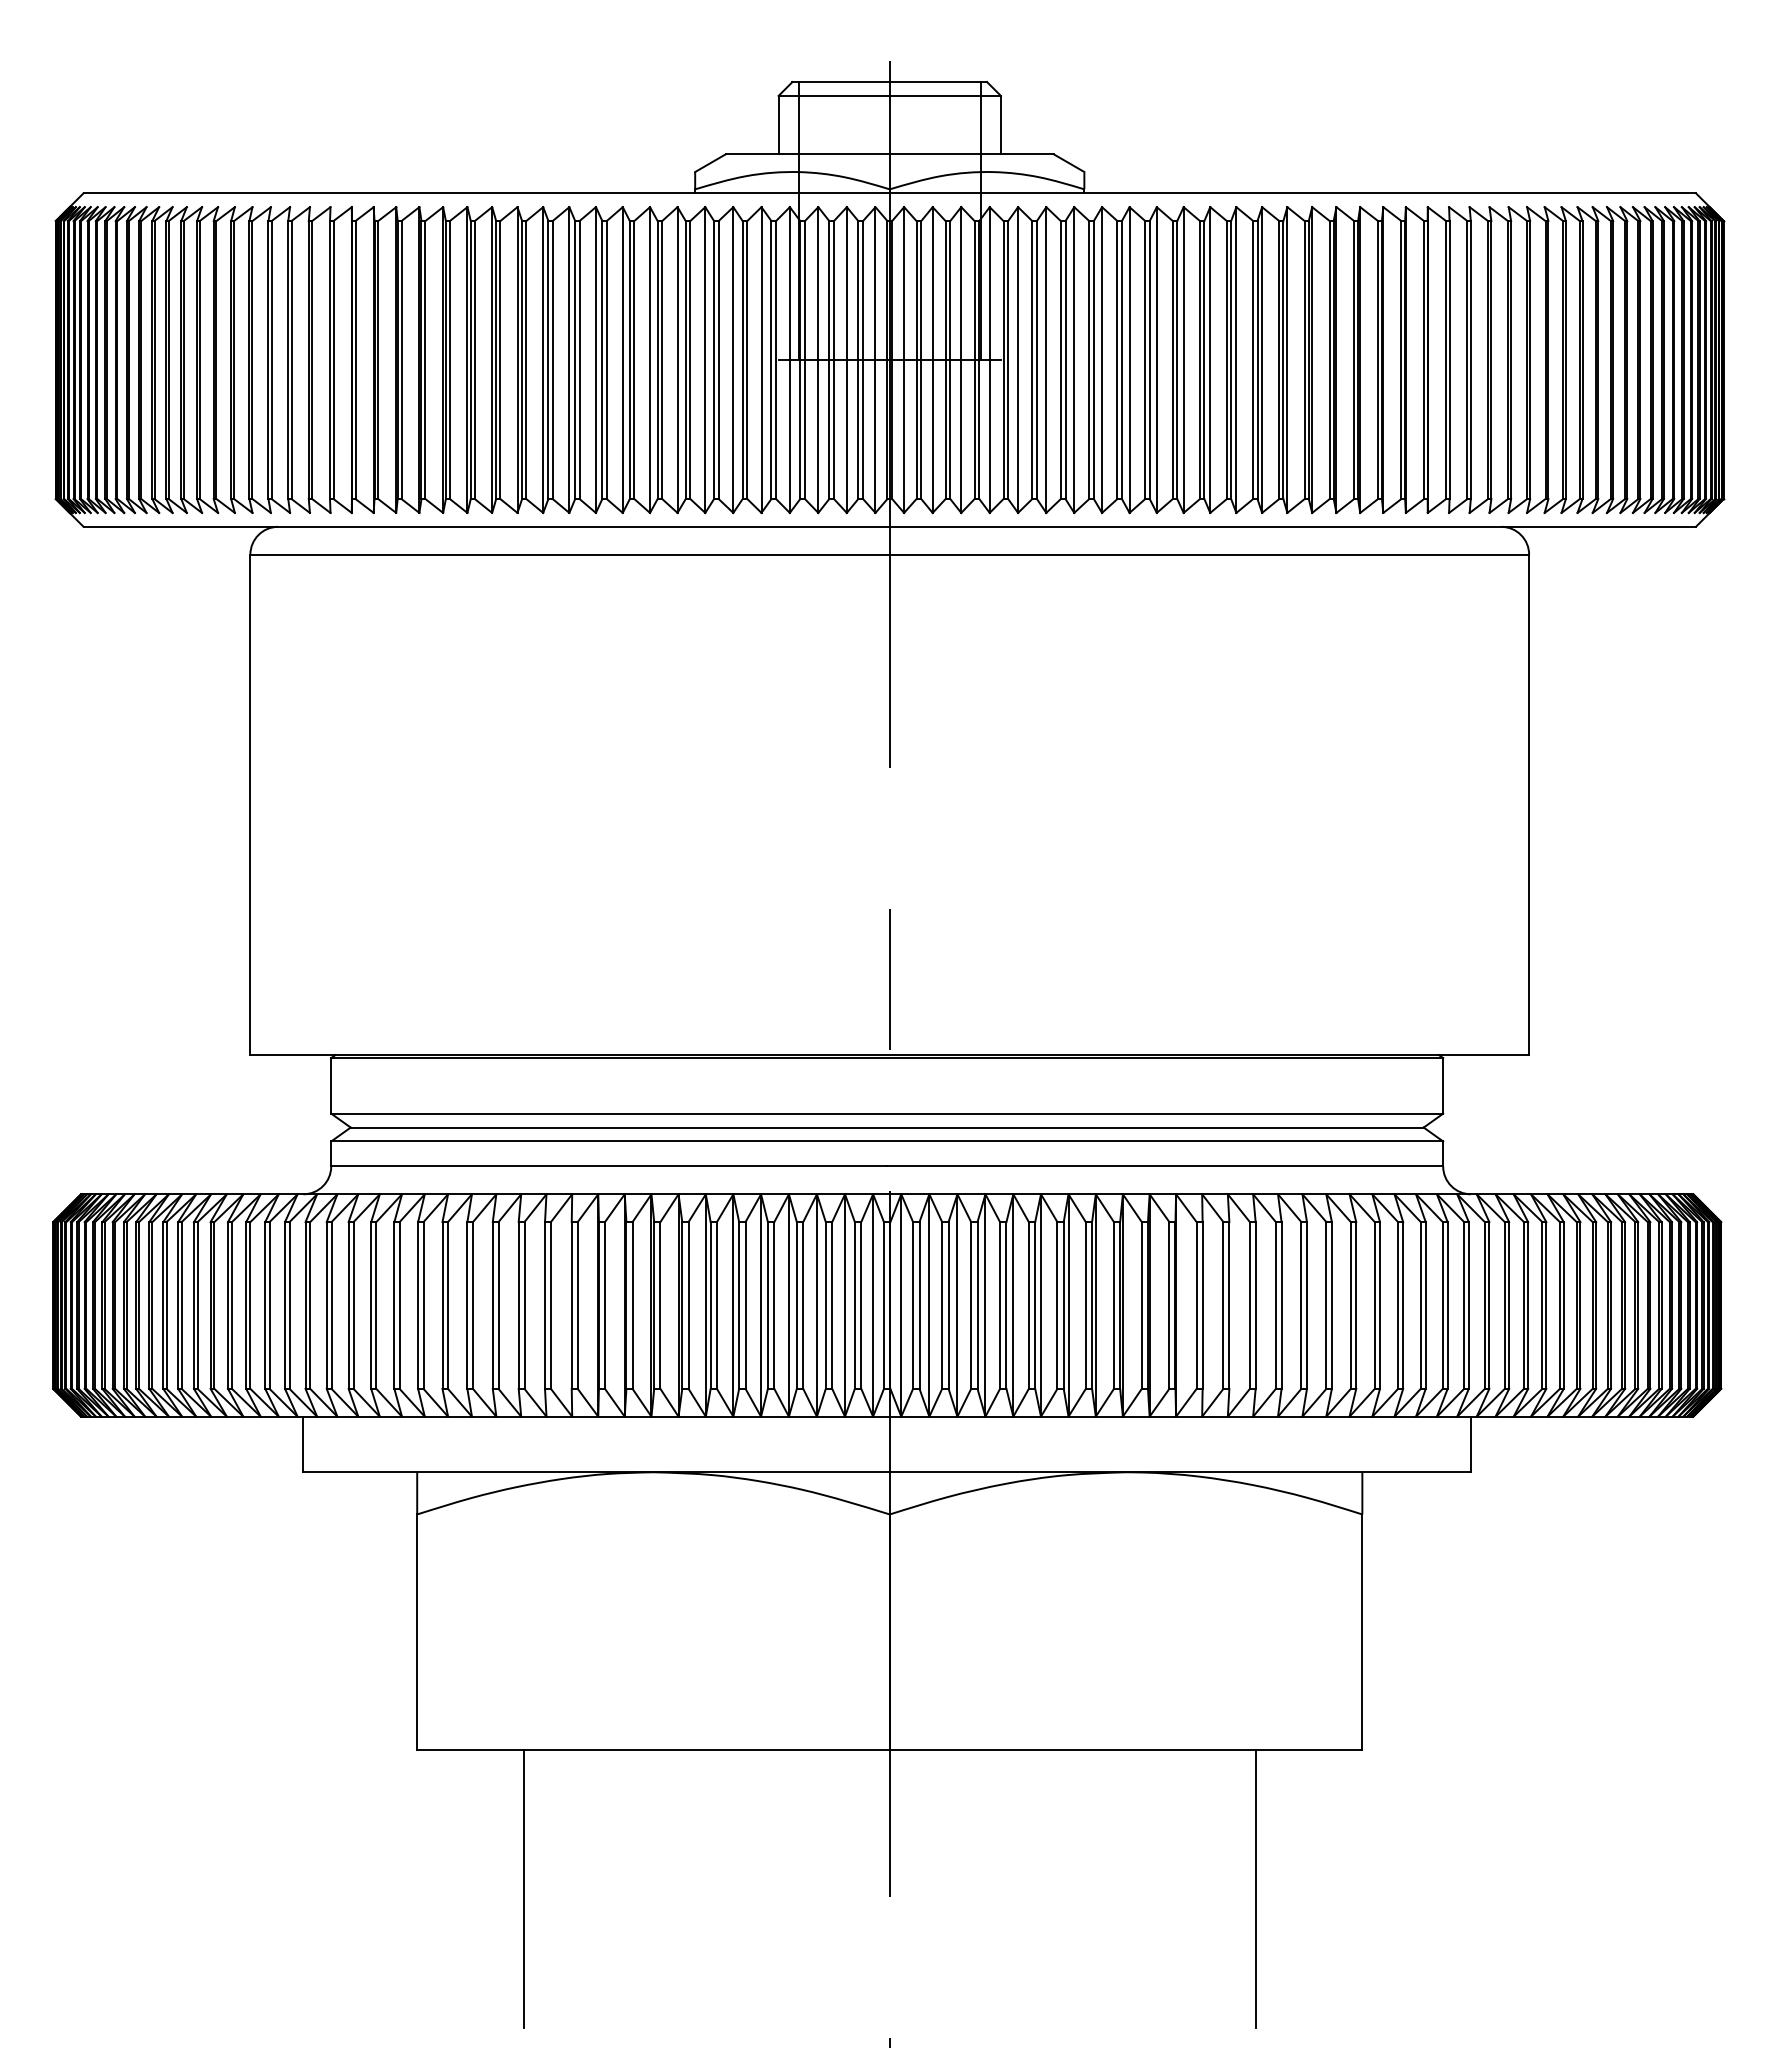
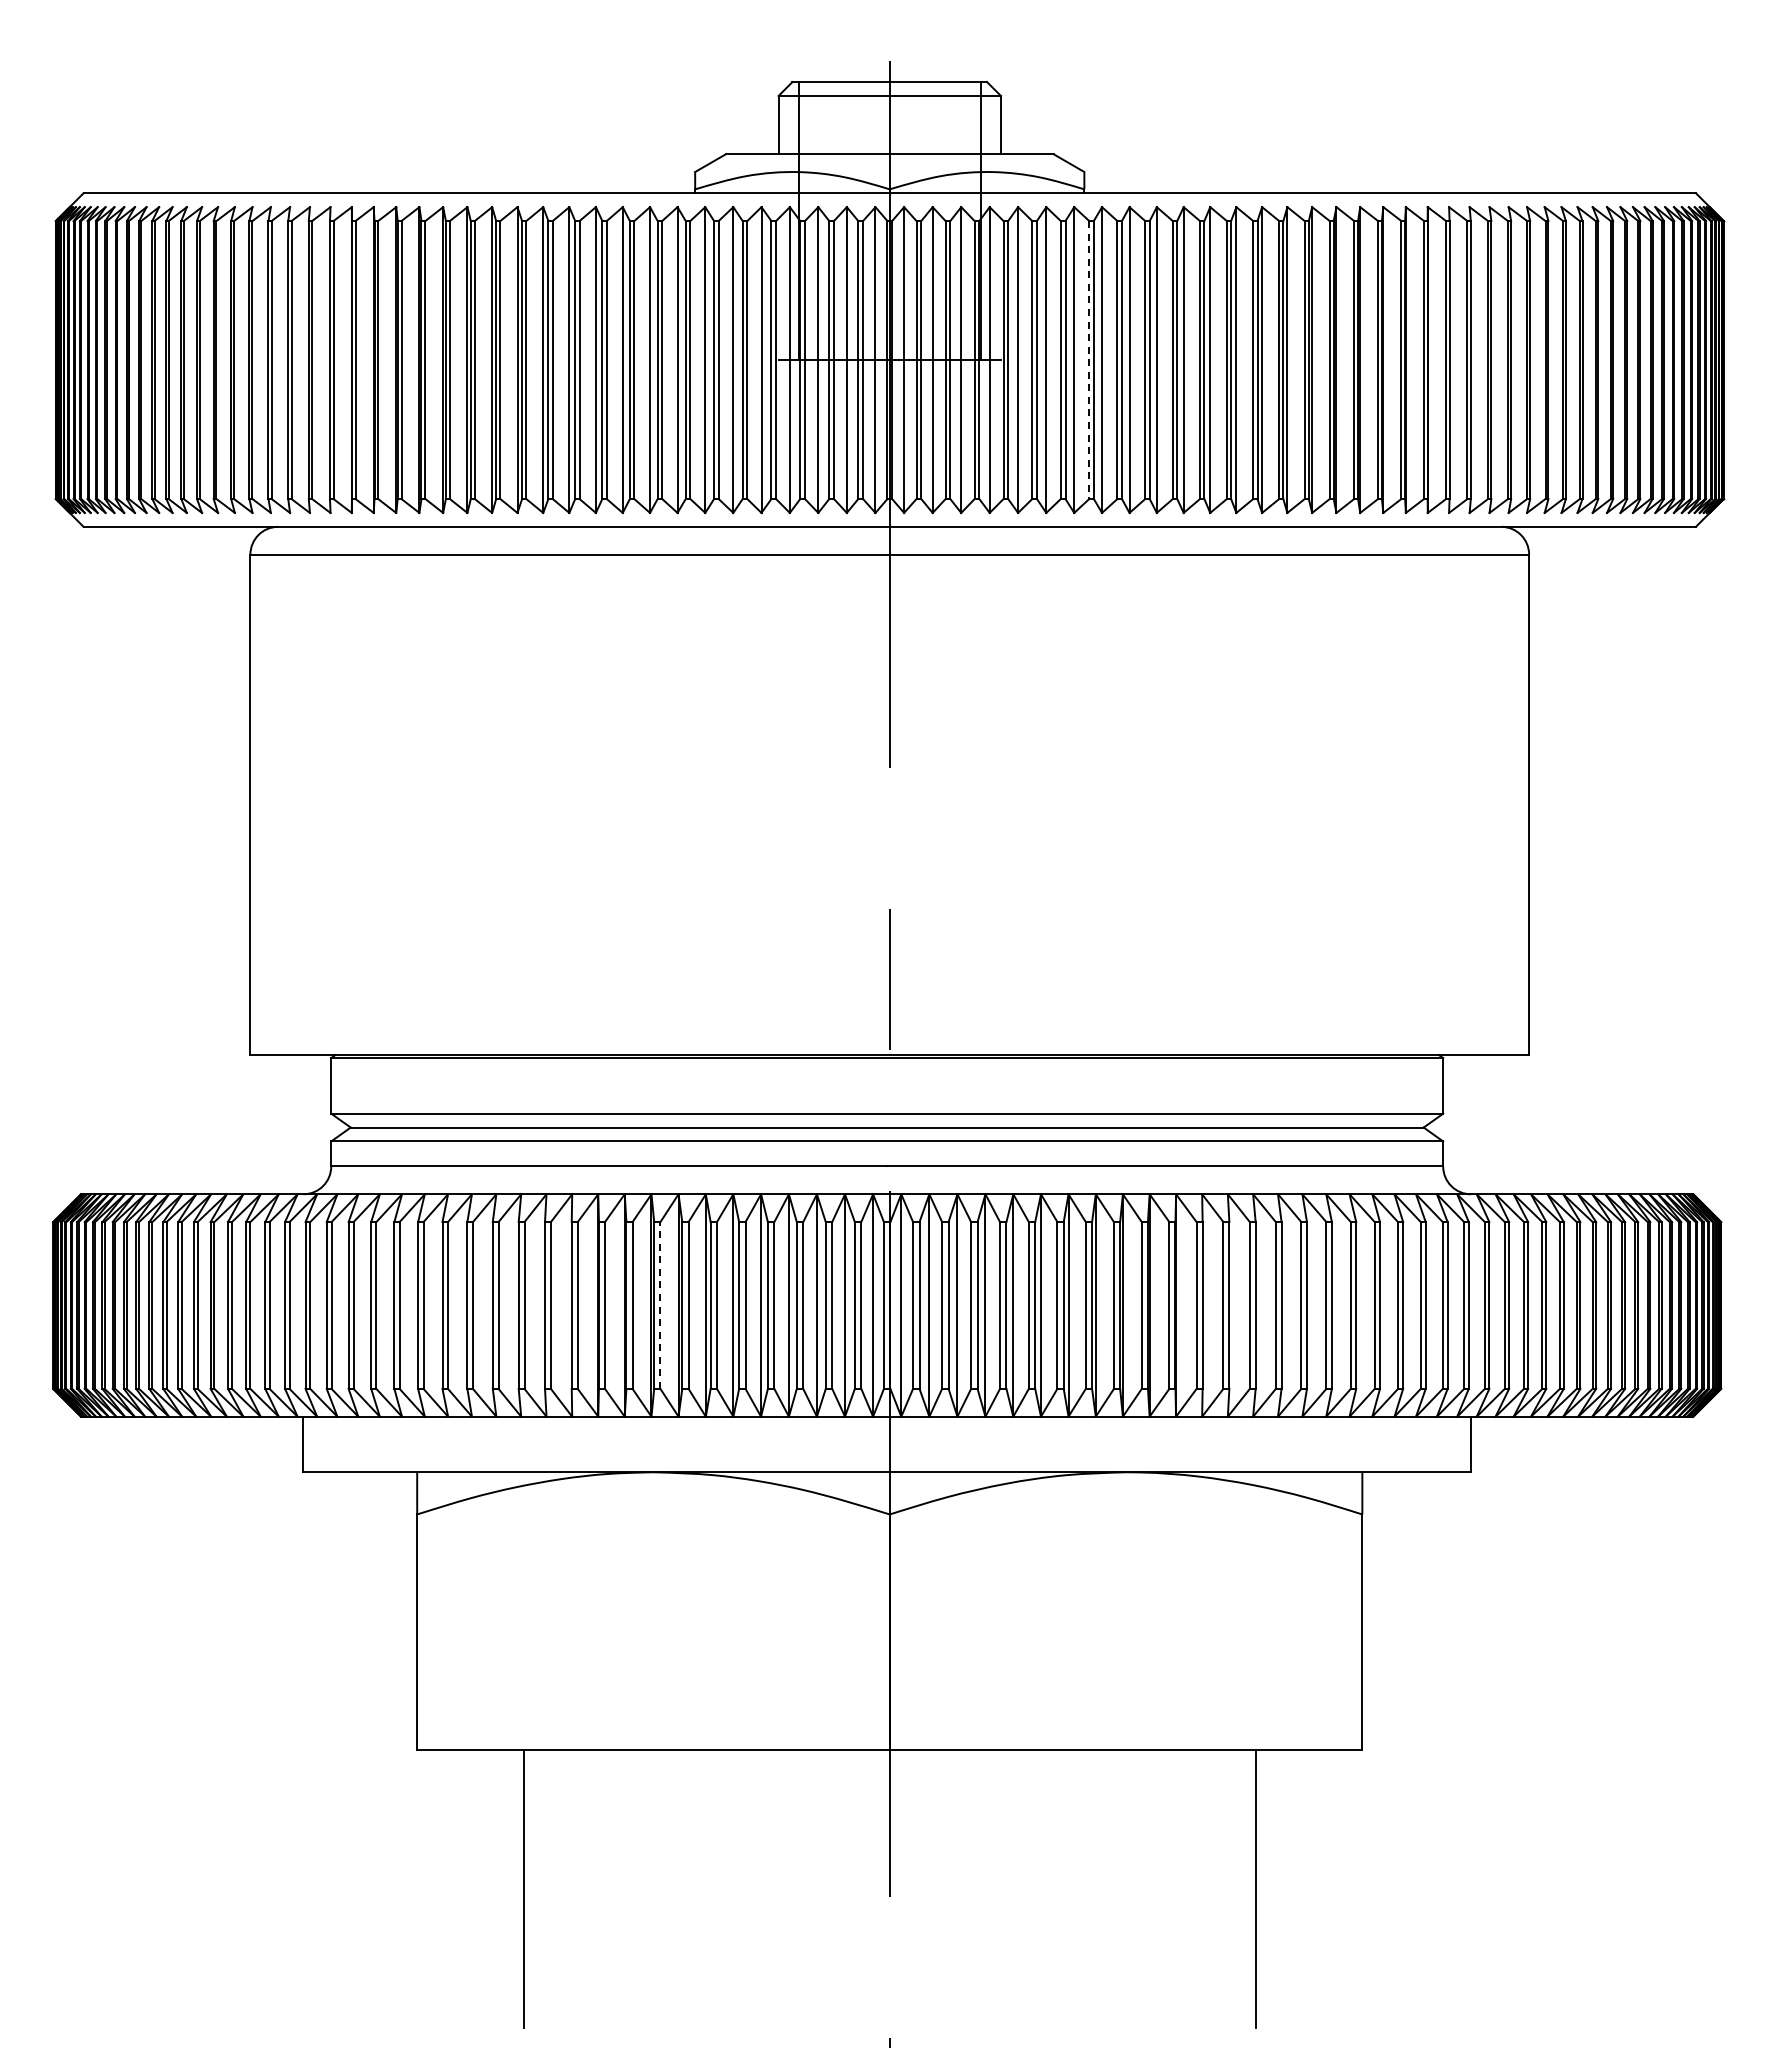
line: solid -> dashed (1089, 360)
line: solid -> dashed (660, 1304)
